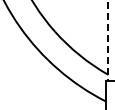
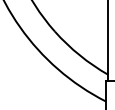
line: dashed -> solid (108, 41)
